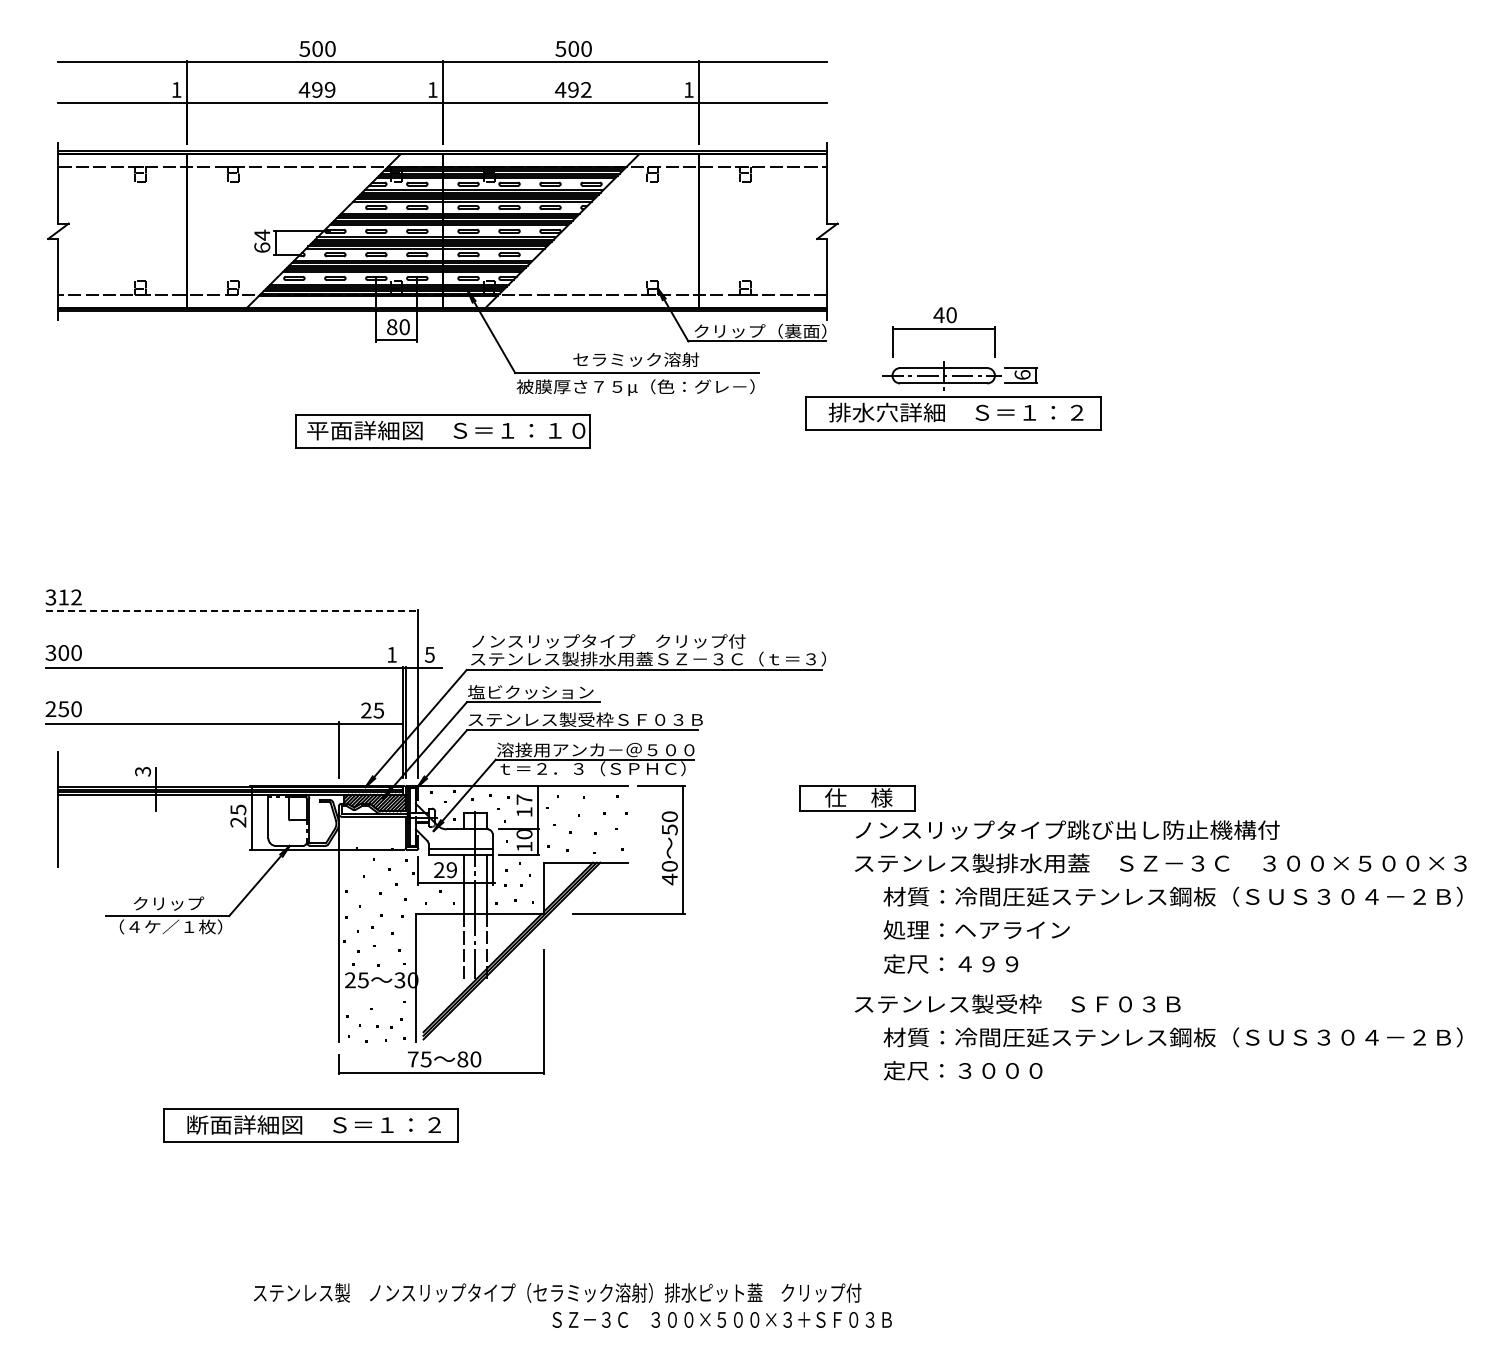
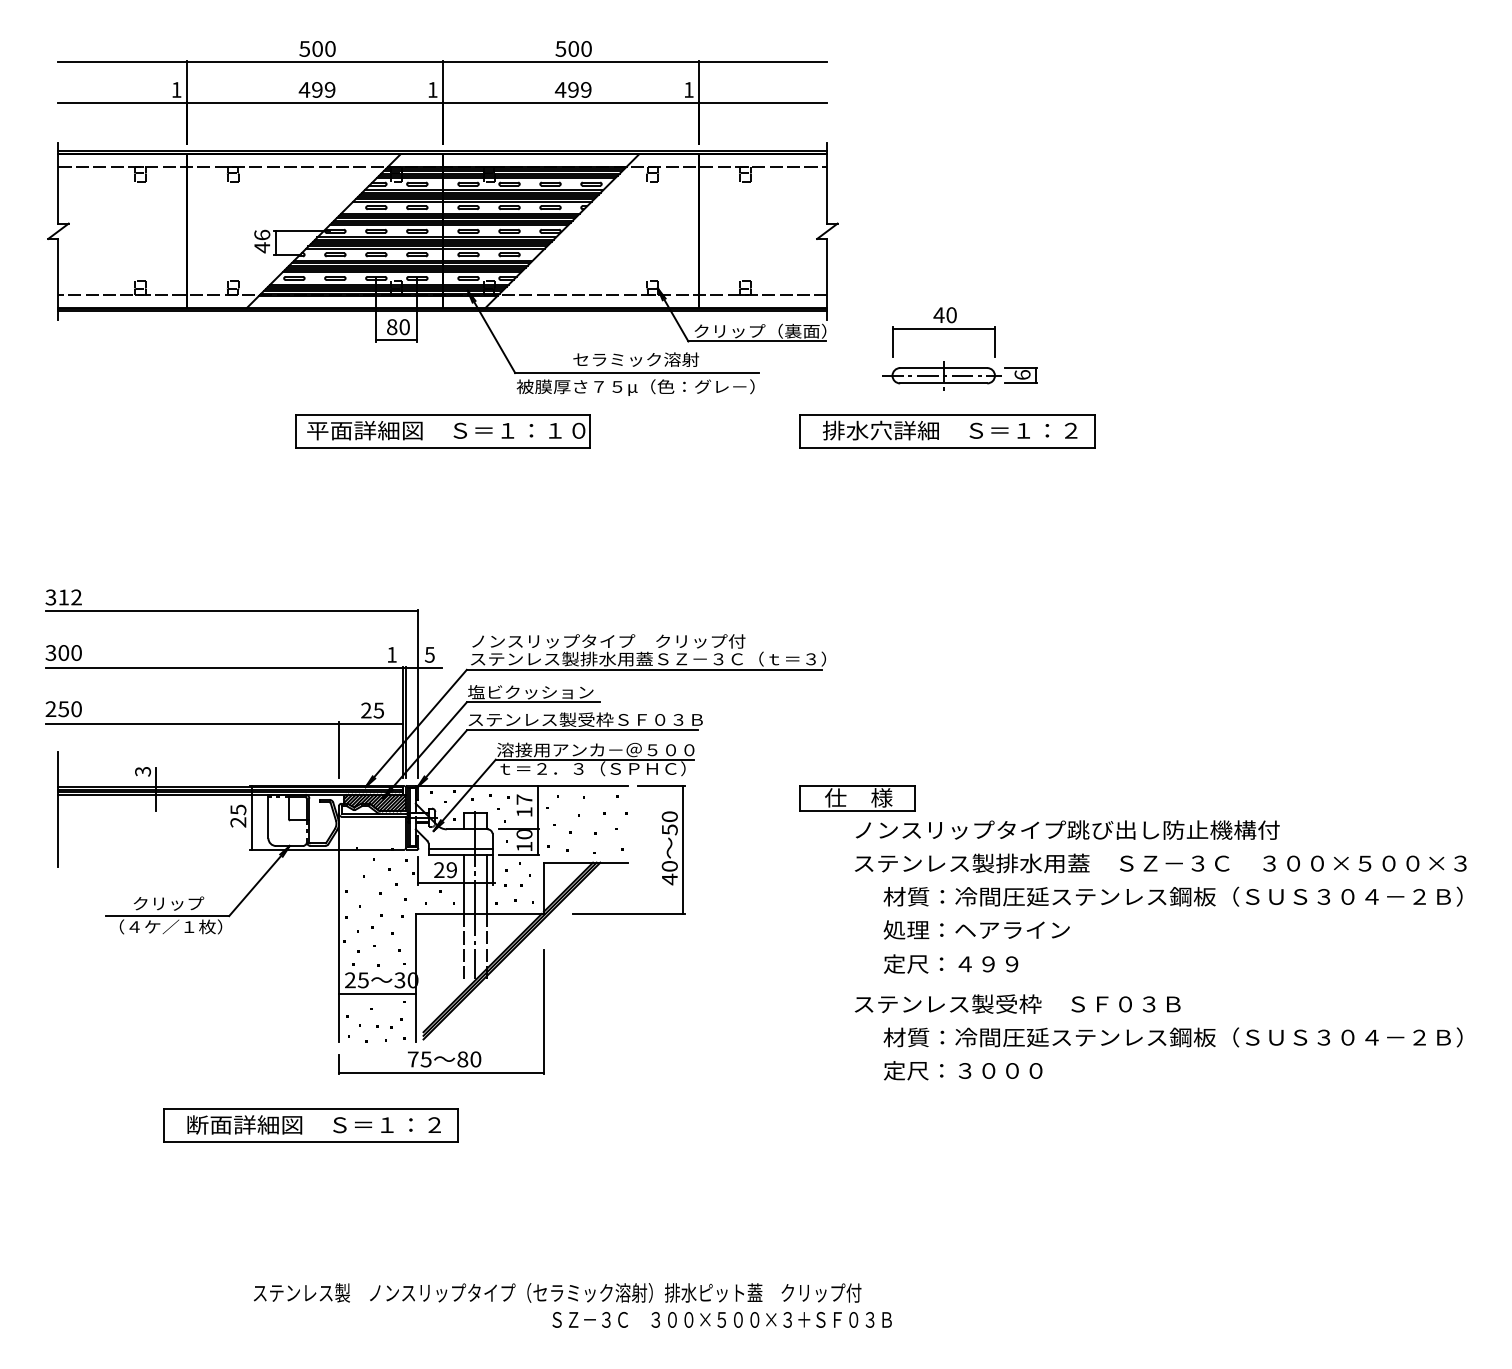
text: 492 -> 499 (586, 89)
text: 64 -> 46 (262, 241)
part position: (953, 413) -> (947, 431) (947, 431)
line: dashed -> solid (232, 611)
line: none -> present (377, 993)
